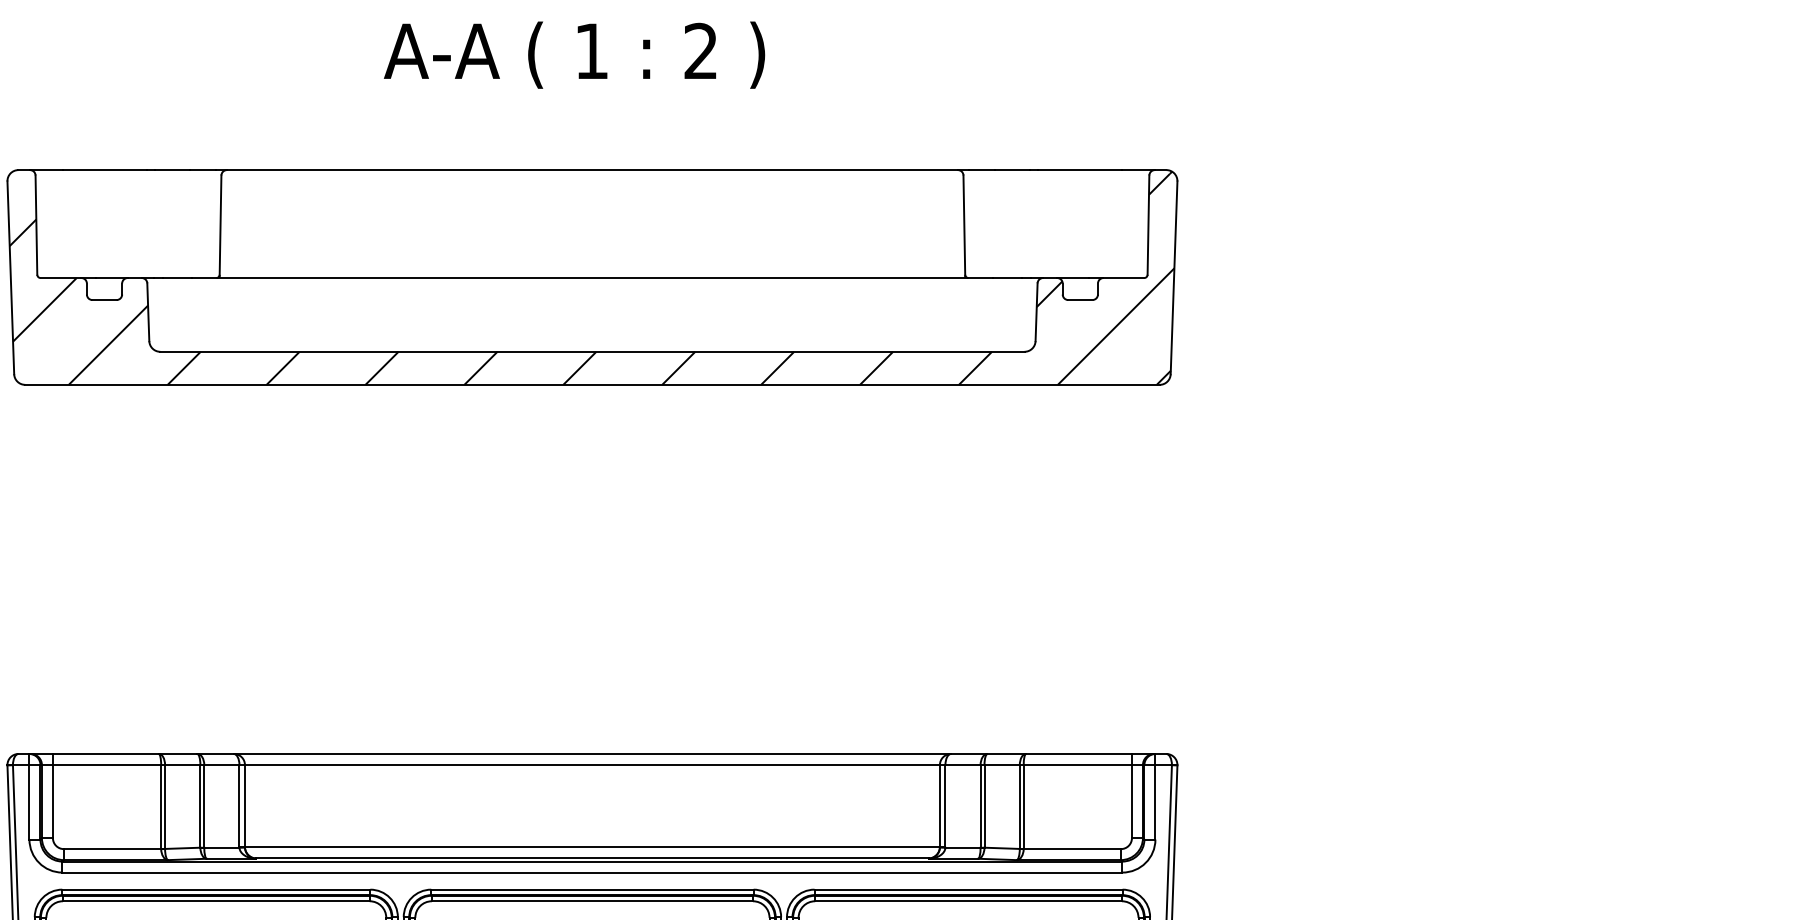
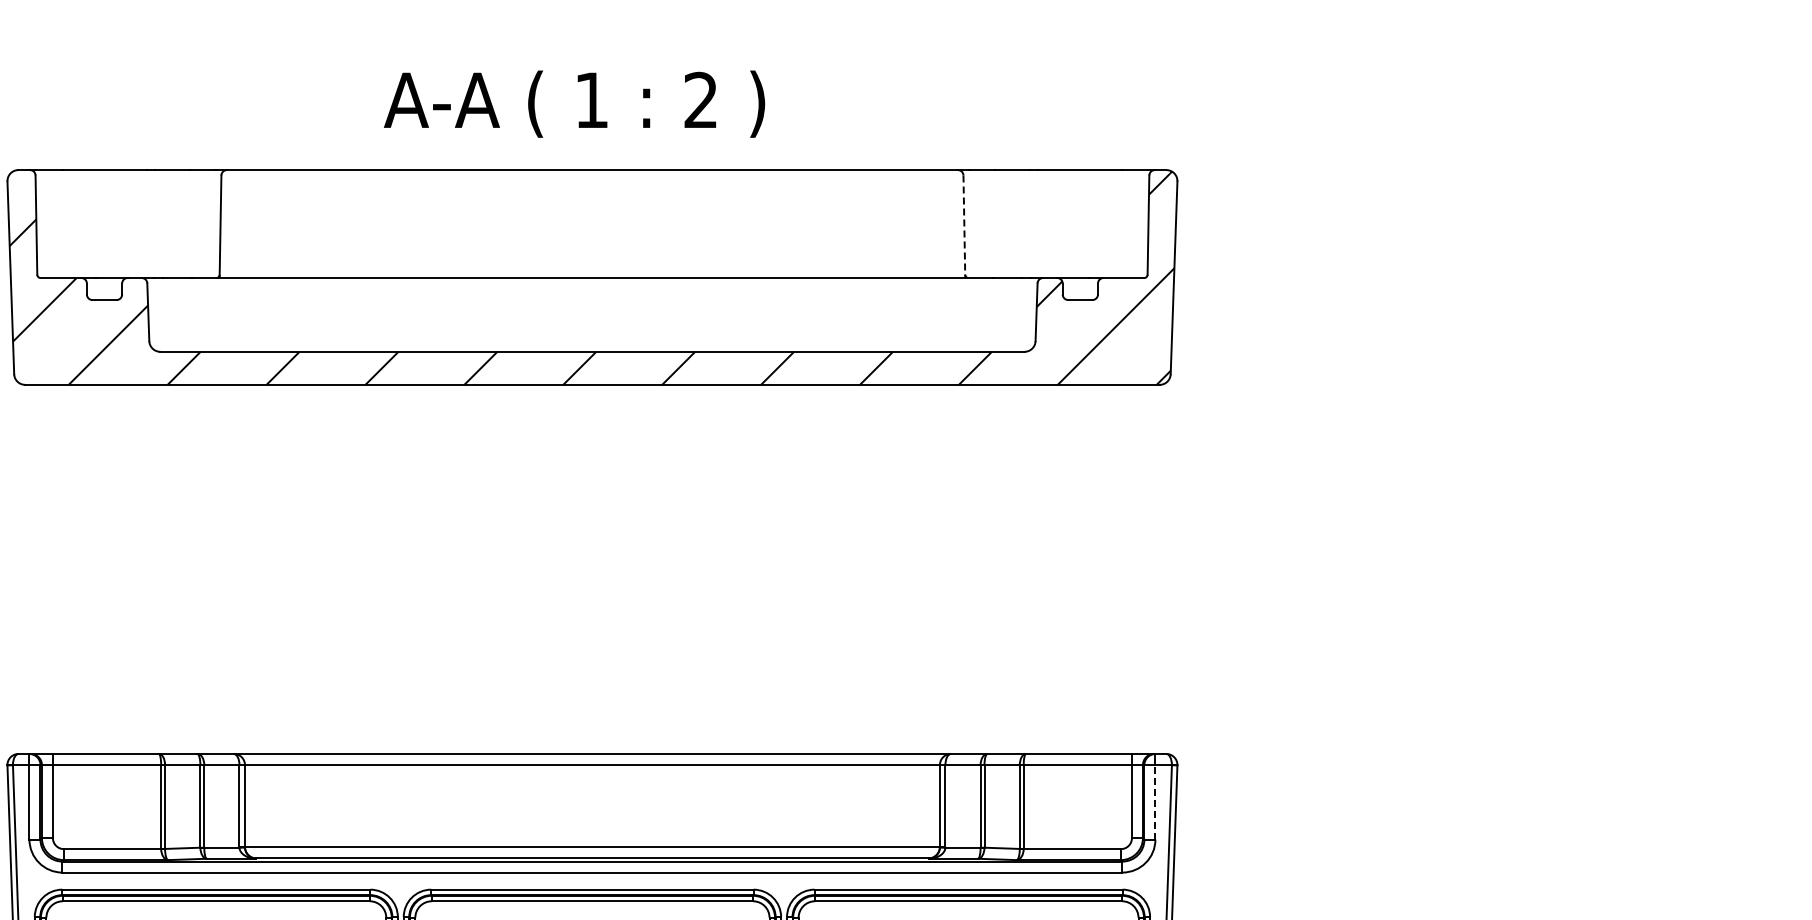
text position: (574, 54) -> (574, 103) (574, 103)
line: solid -> dashed (964, 226)
line: solid -> dashed (1155, 801)
